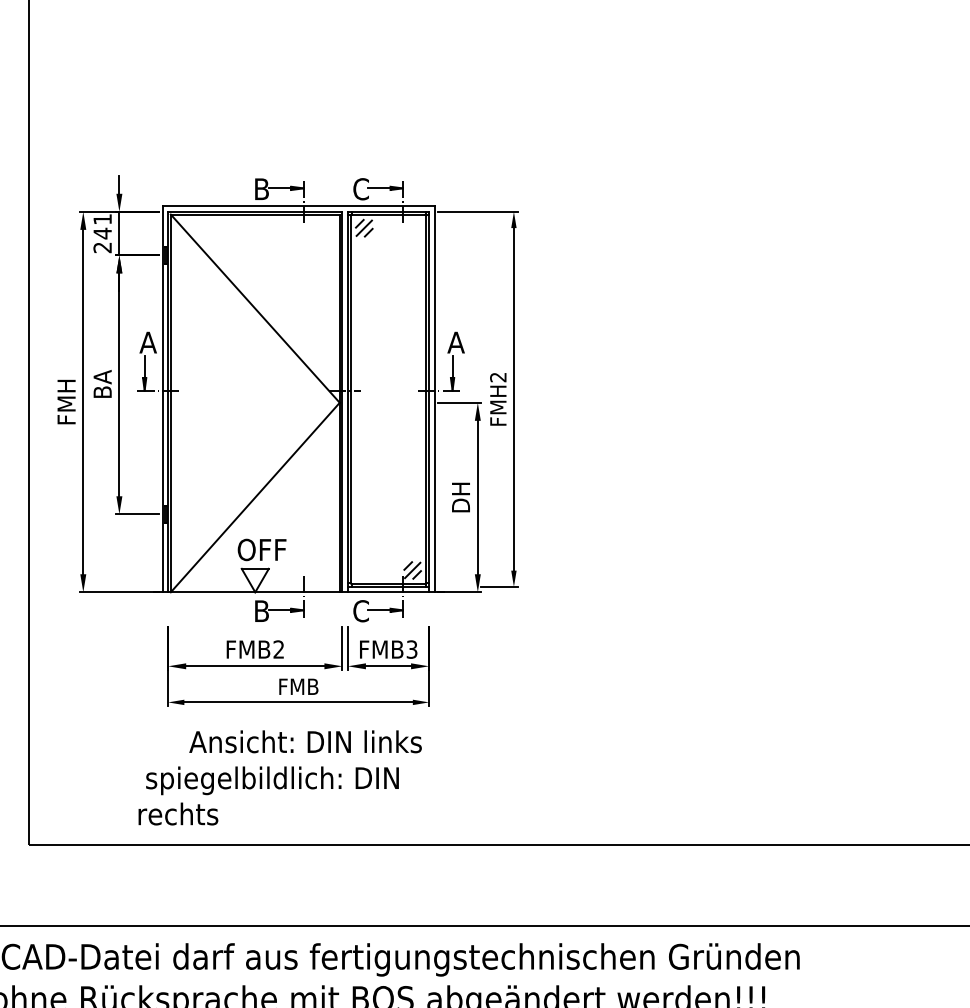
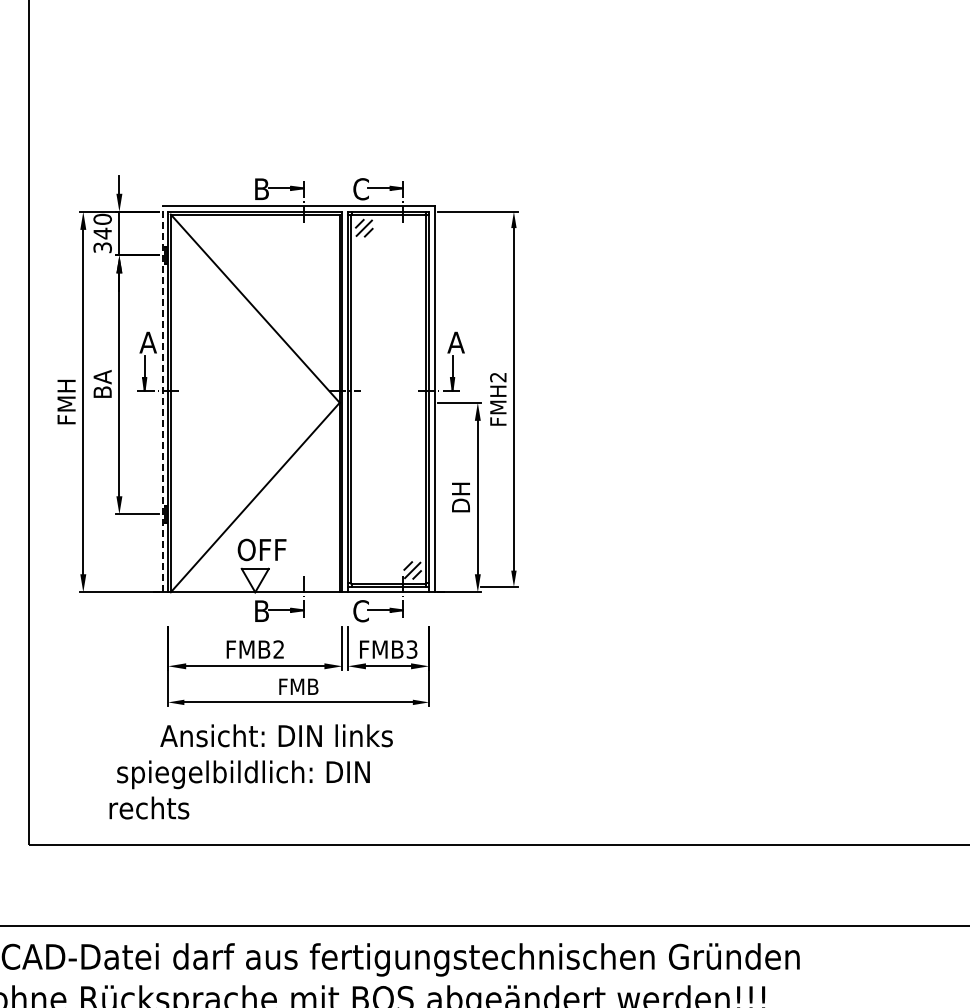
text: 241 -> 340 (102, 233)
line: solid -> dashed (162, 399)
text position: (279, 777) -> (250, 771) (250, 771)
